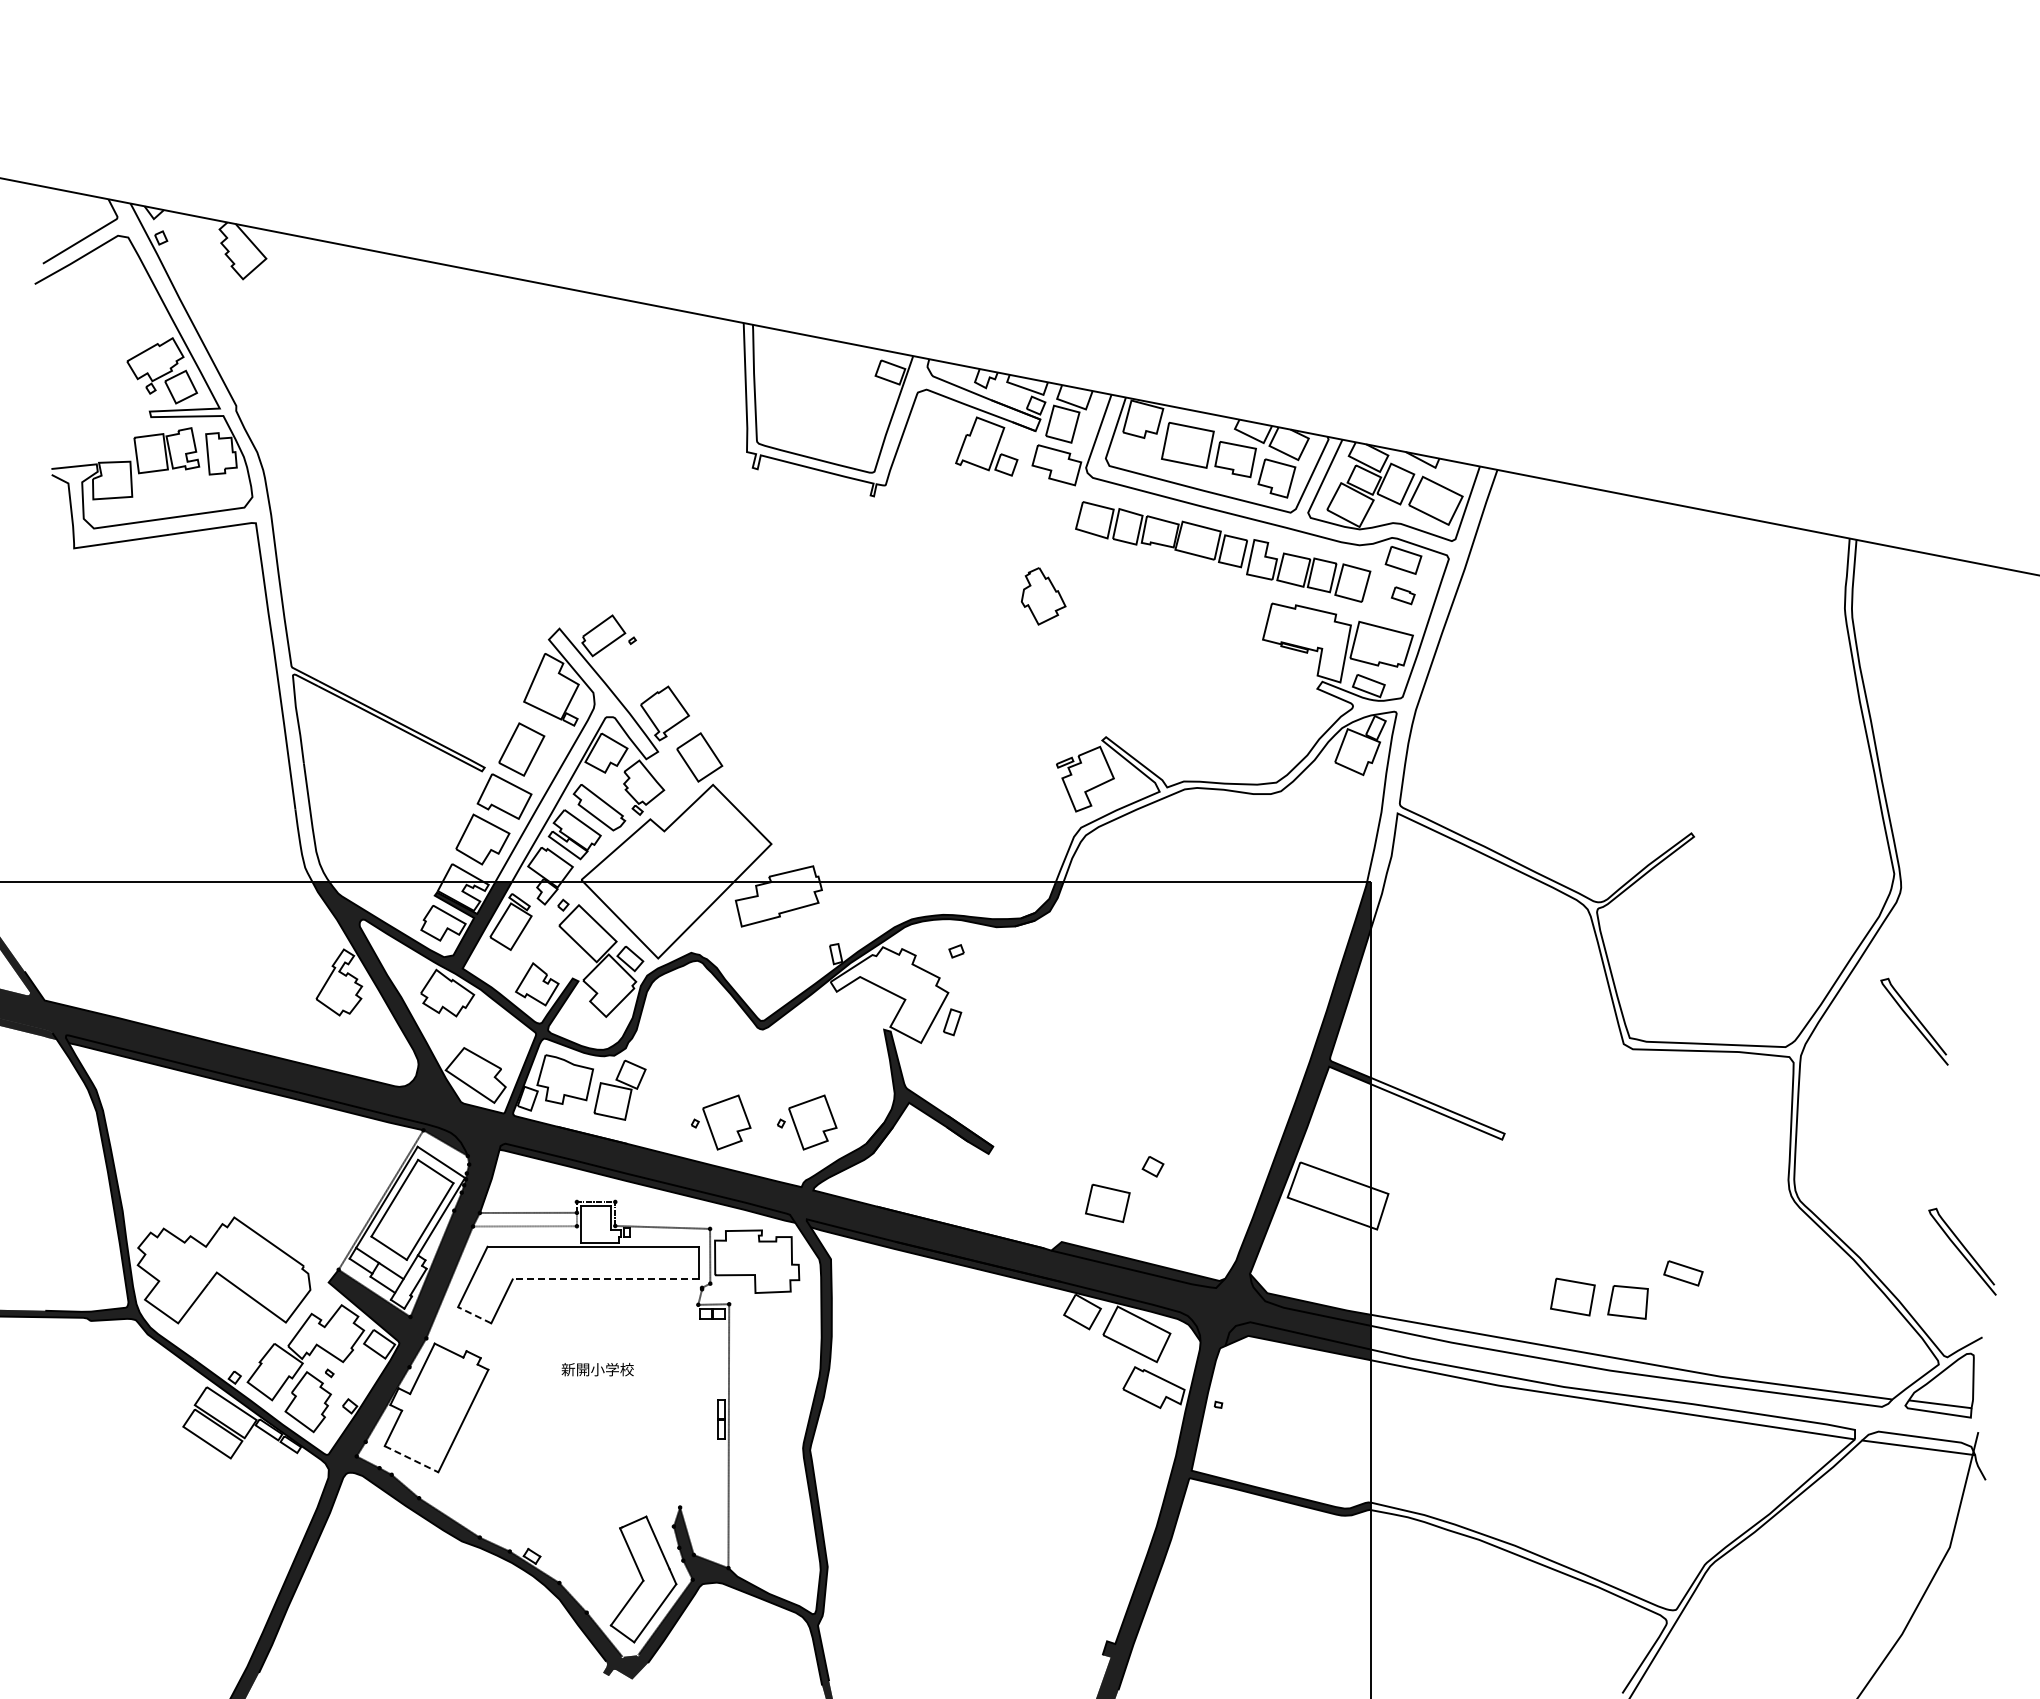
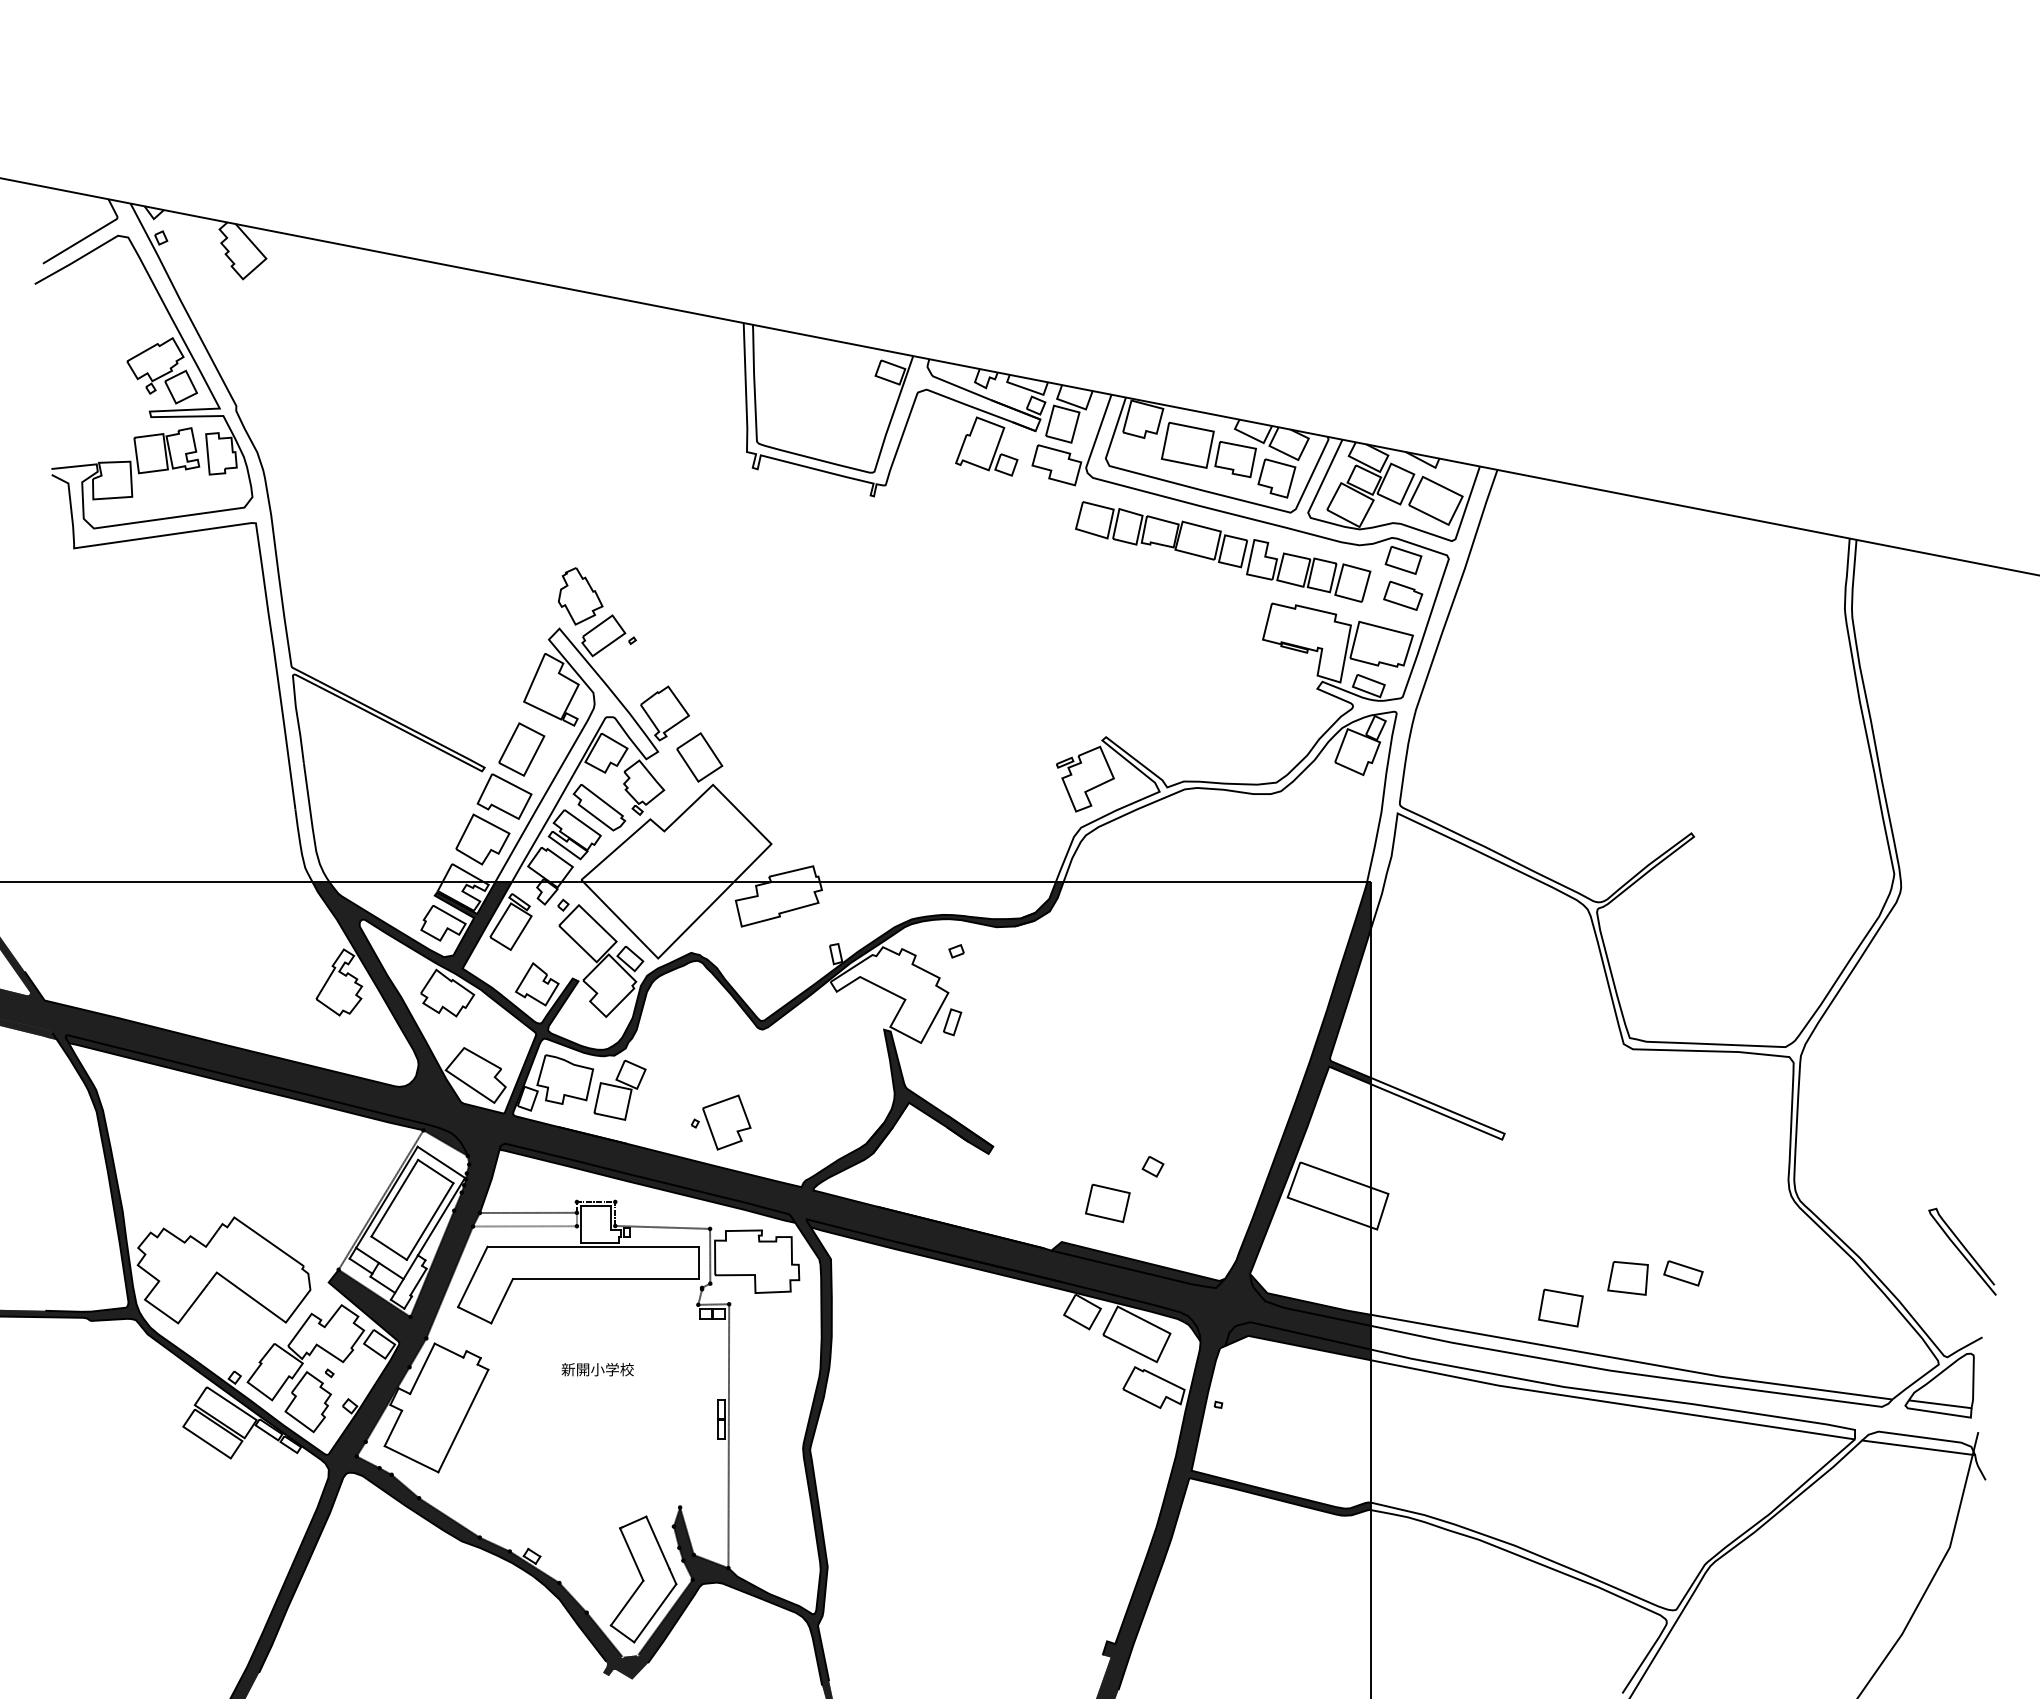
part size: 26x20 px -> 41x31 px (1403, 595)
part position: (1043, 596) -> (580, 596) (580, 596)
curve: present -> none (1913, 1021)
part: present -> none (807, 1122)
line: dashed -> solid (605, 1279)
part position: (1572, 1296) -> (1560, 1307) (1560, 1307)
part position: (1627, 1302) -> (1627, 1278) (1627, 1278)
line: dashed -> solid (474, 1315)
line: dashed -> solid (411, 1459)
